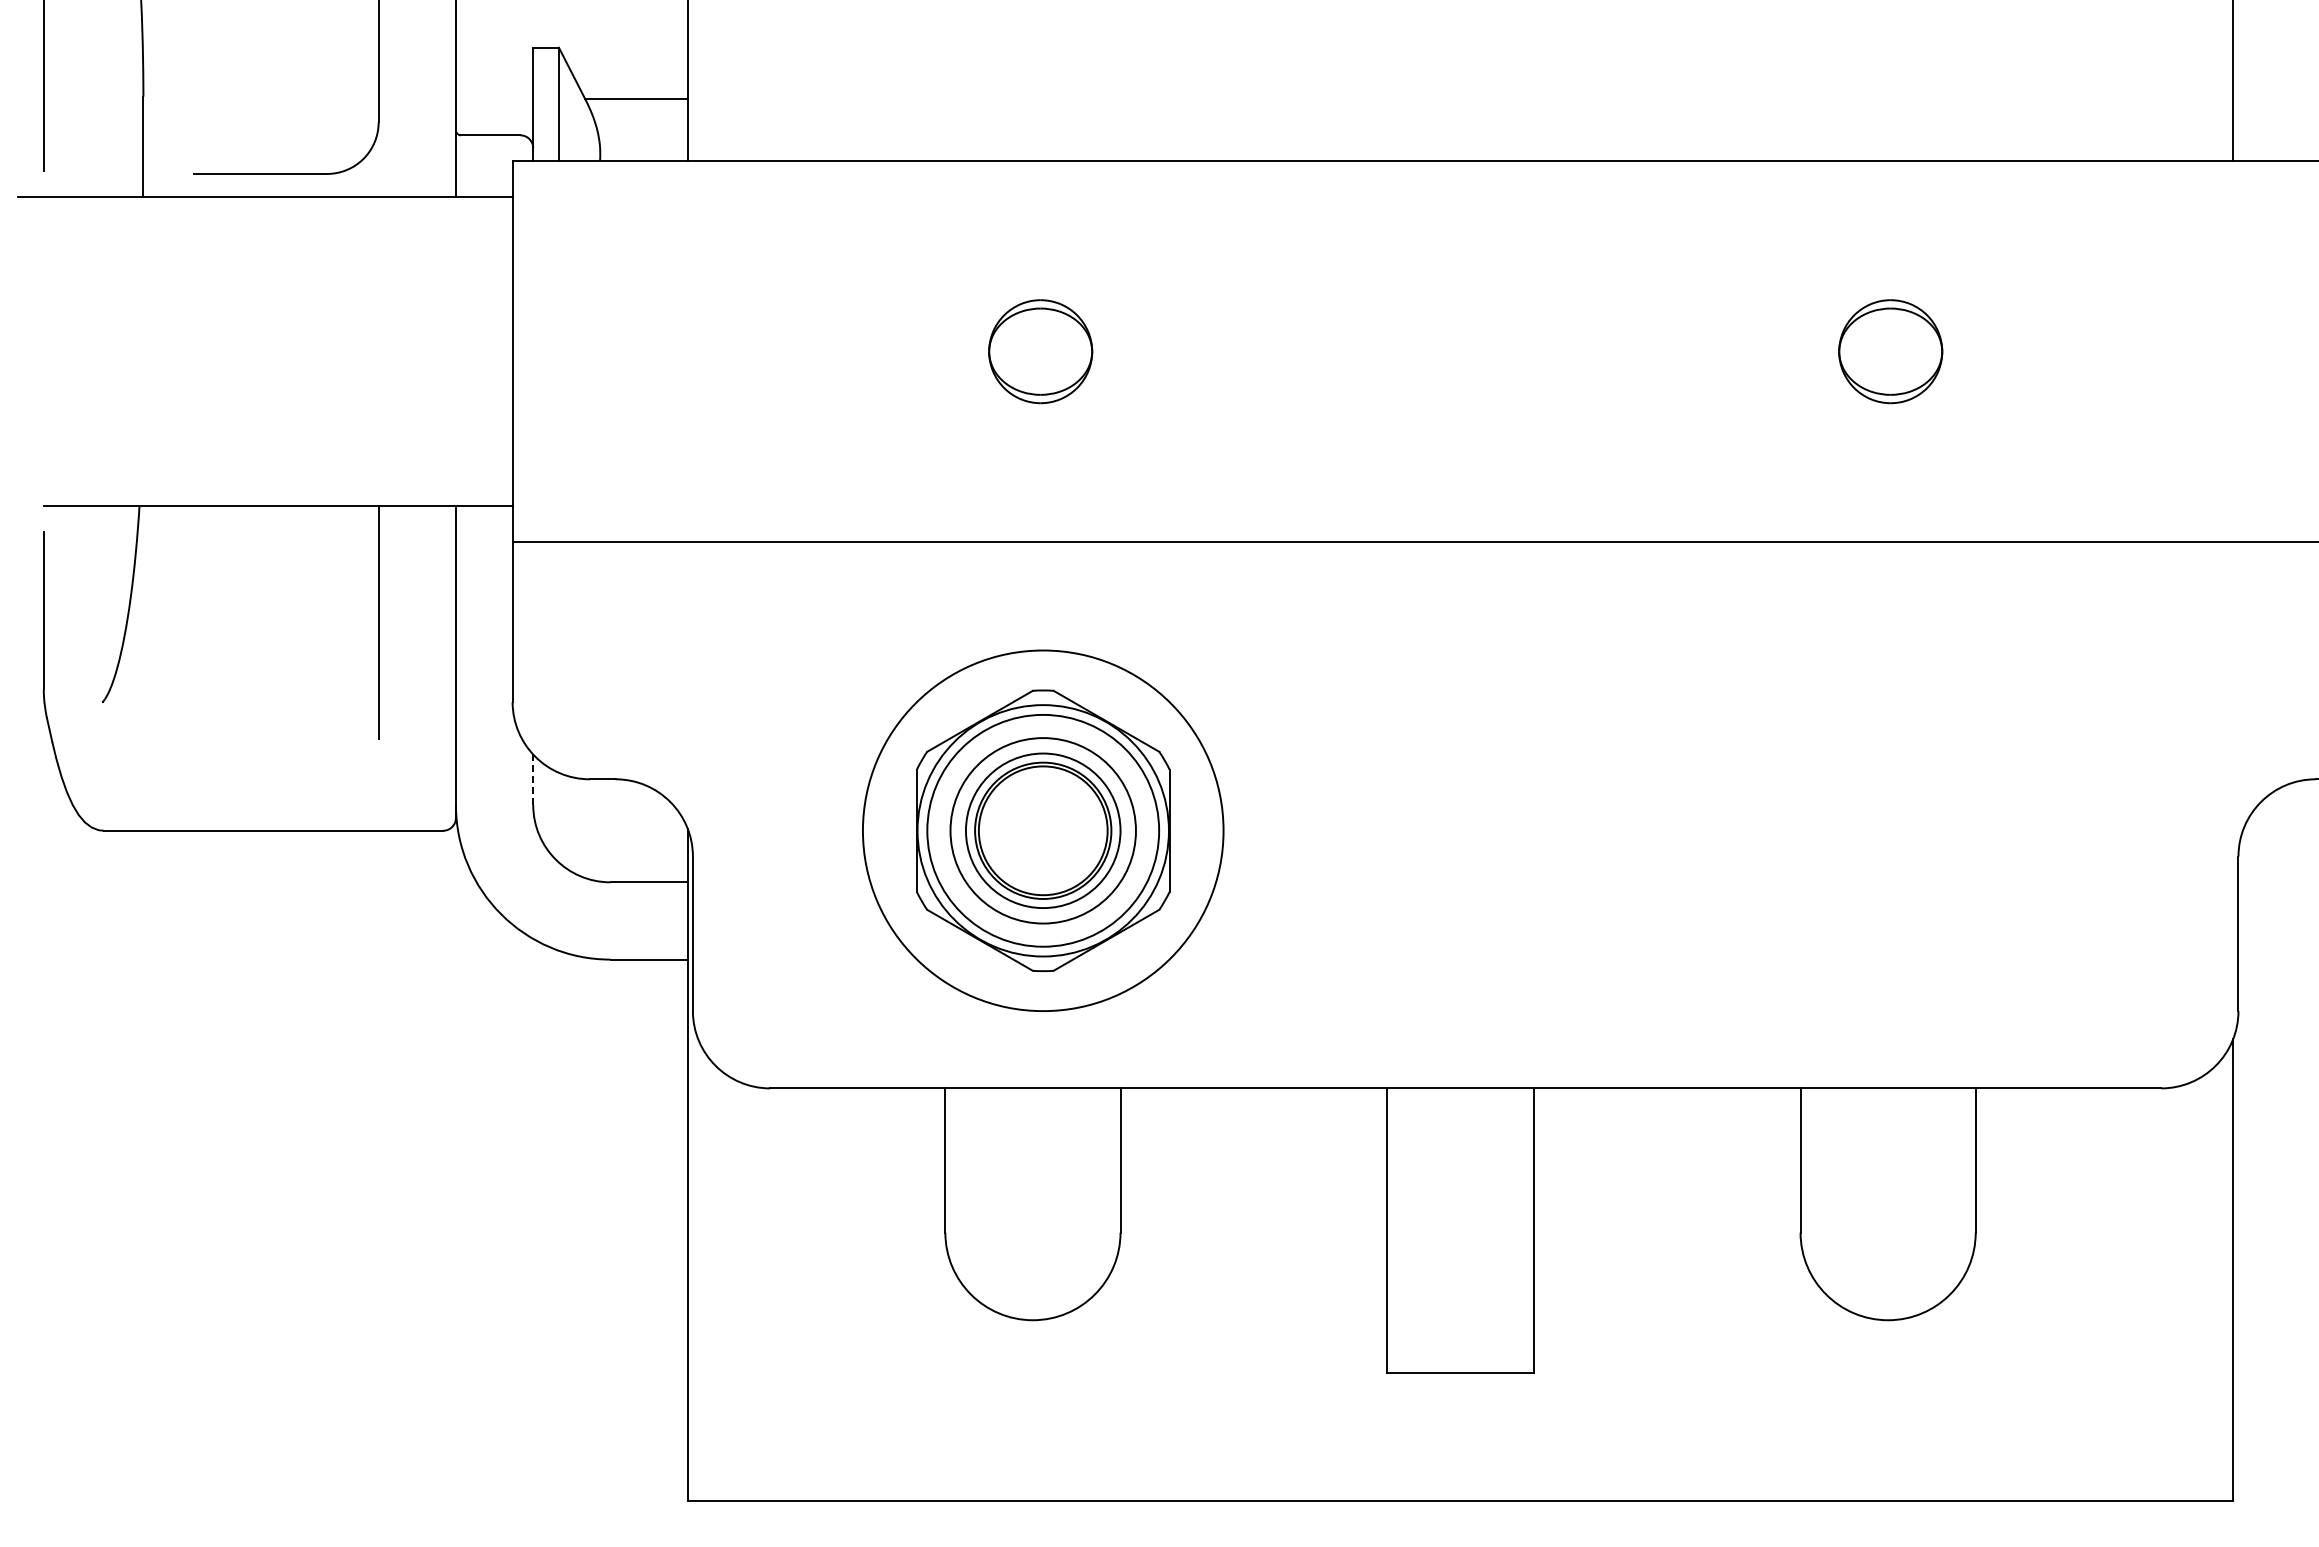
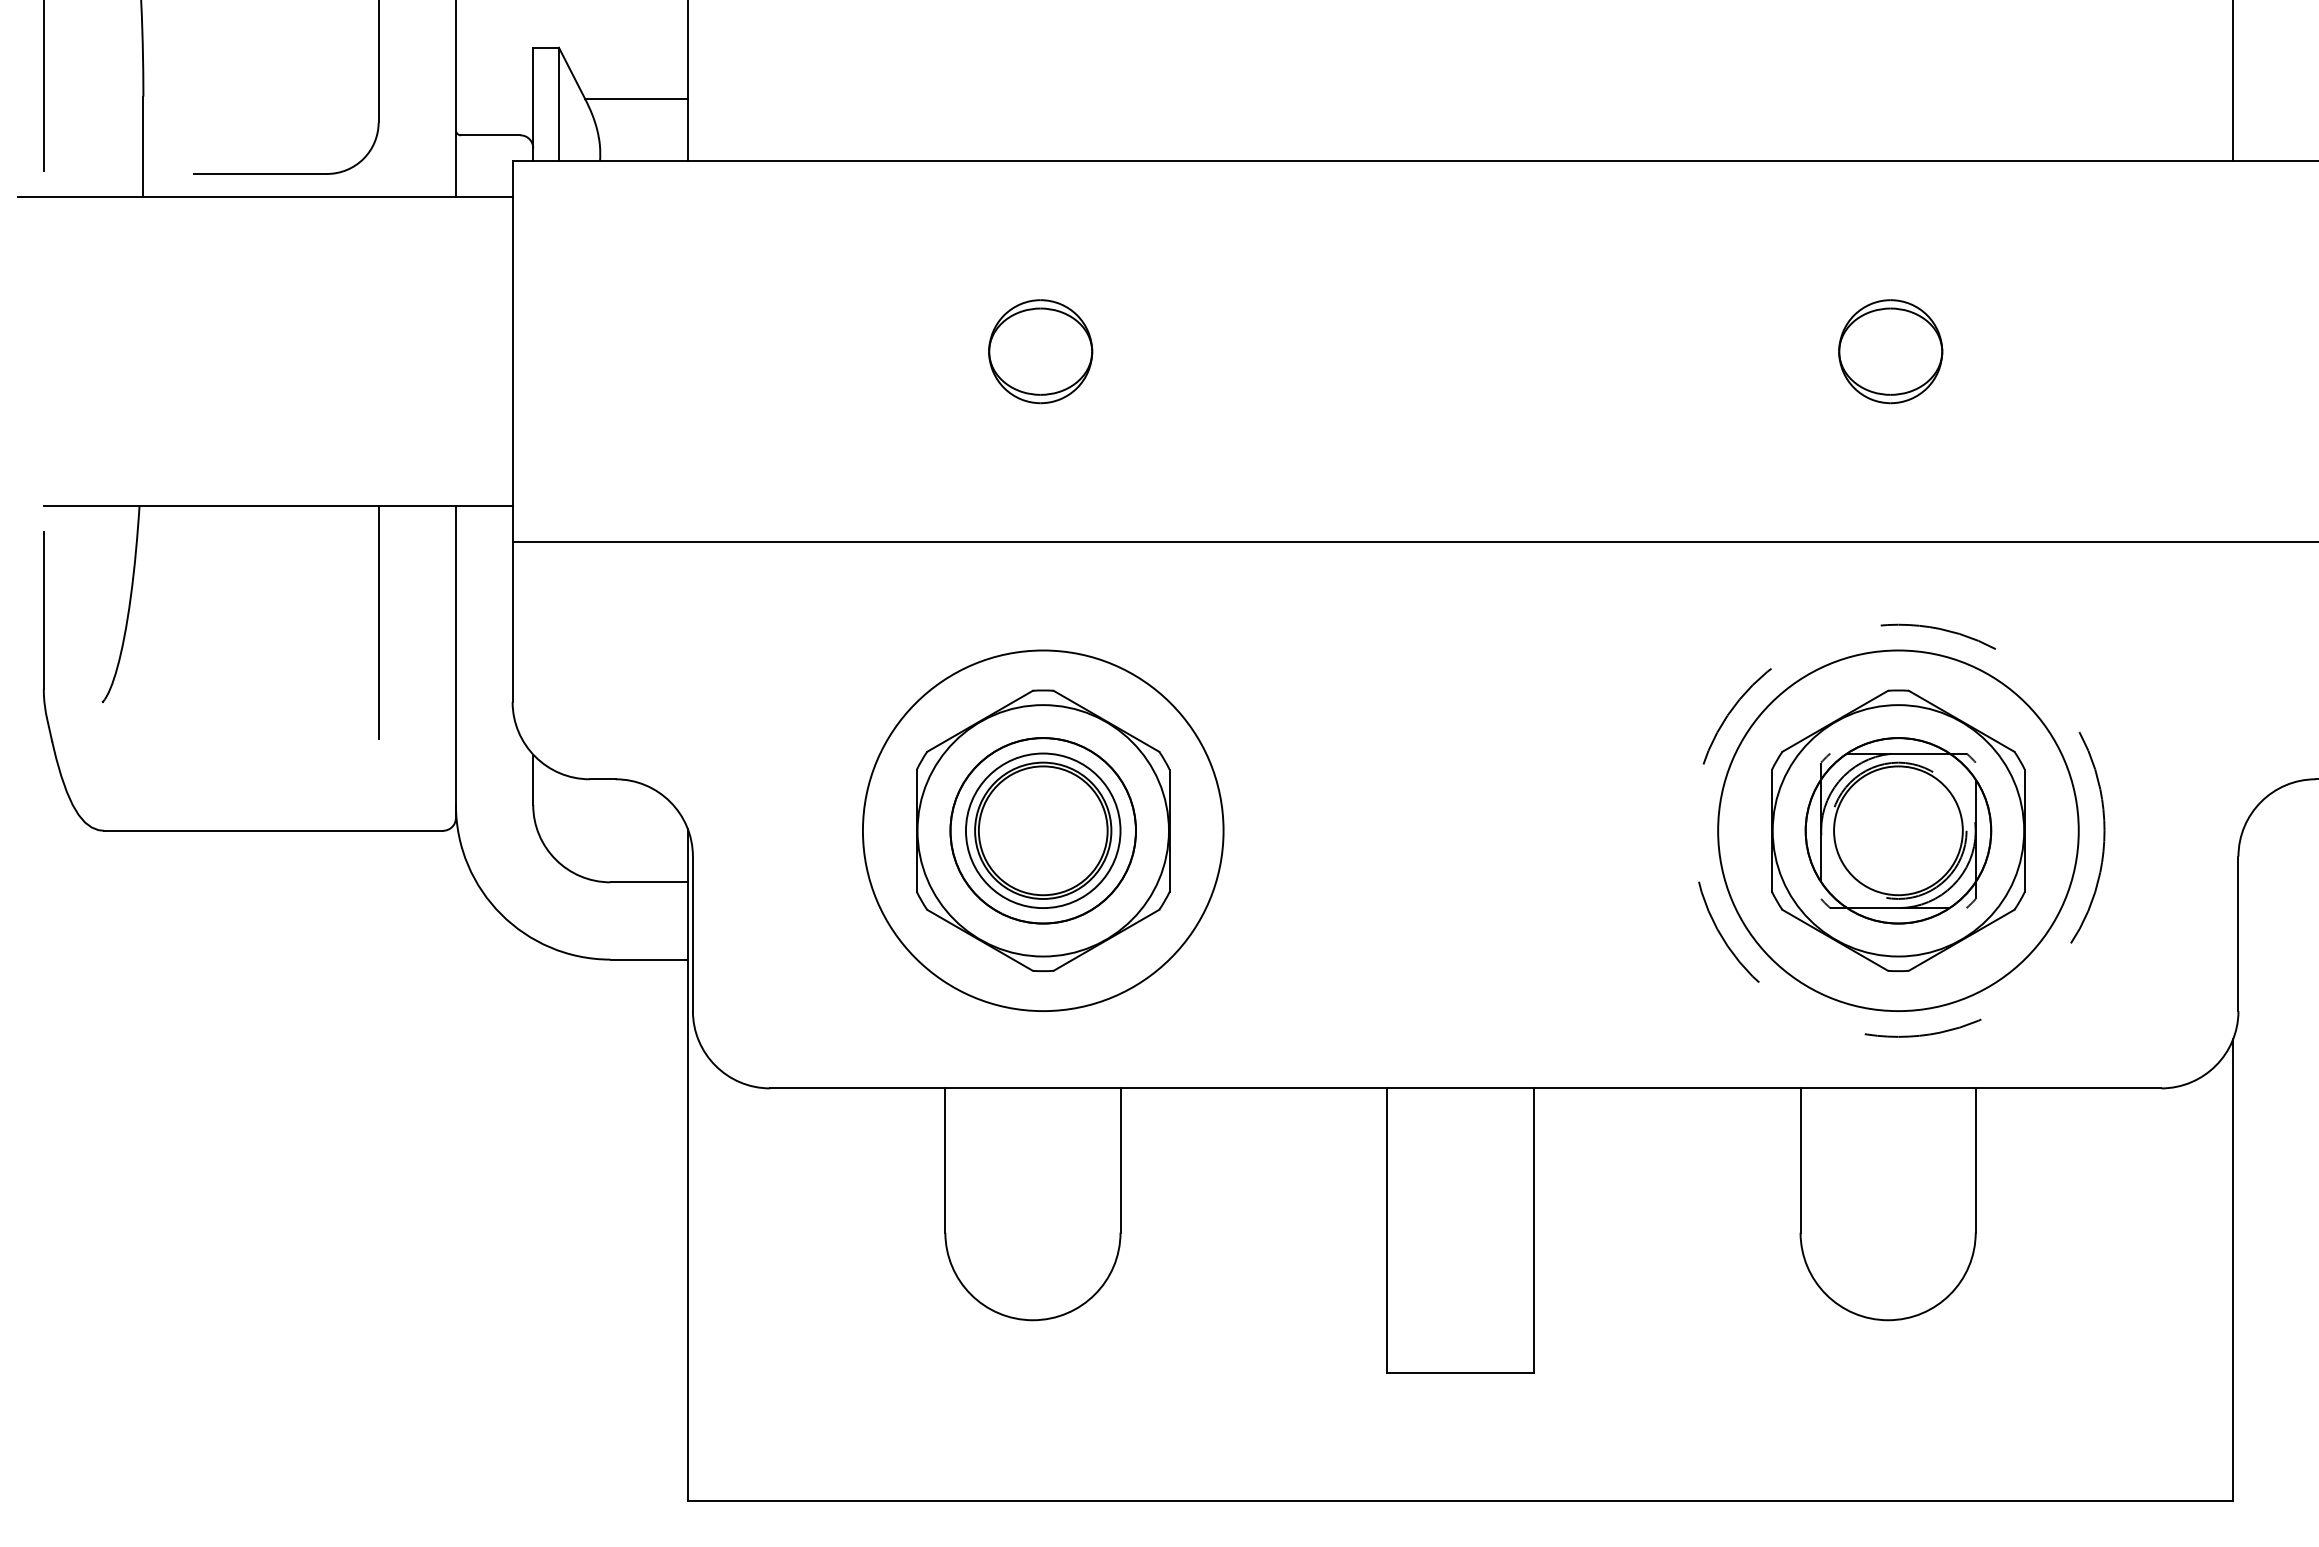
line: dashed -> solid (533, 779)
circle diameter: 232 px -> 185 px (1042, 830)
part: none -> present (1901, 830)
